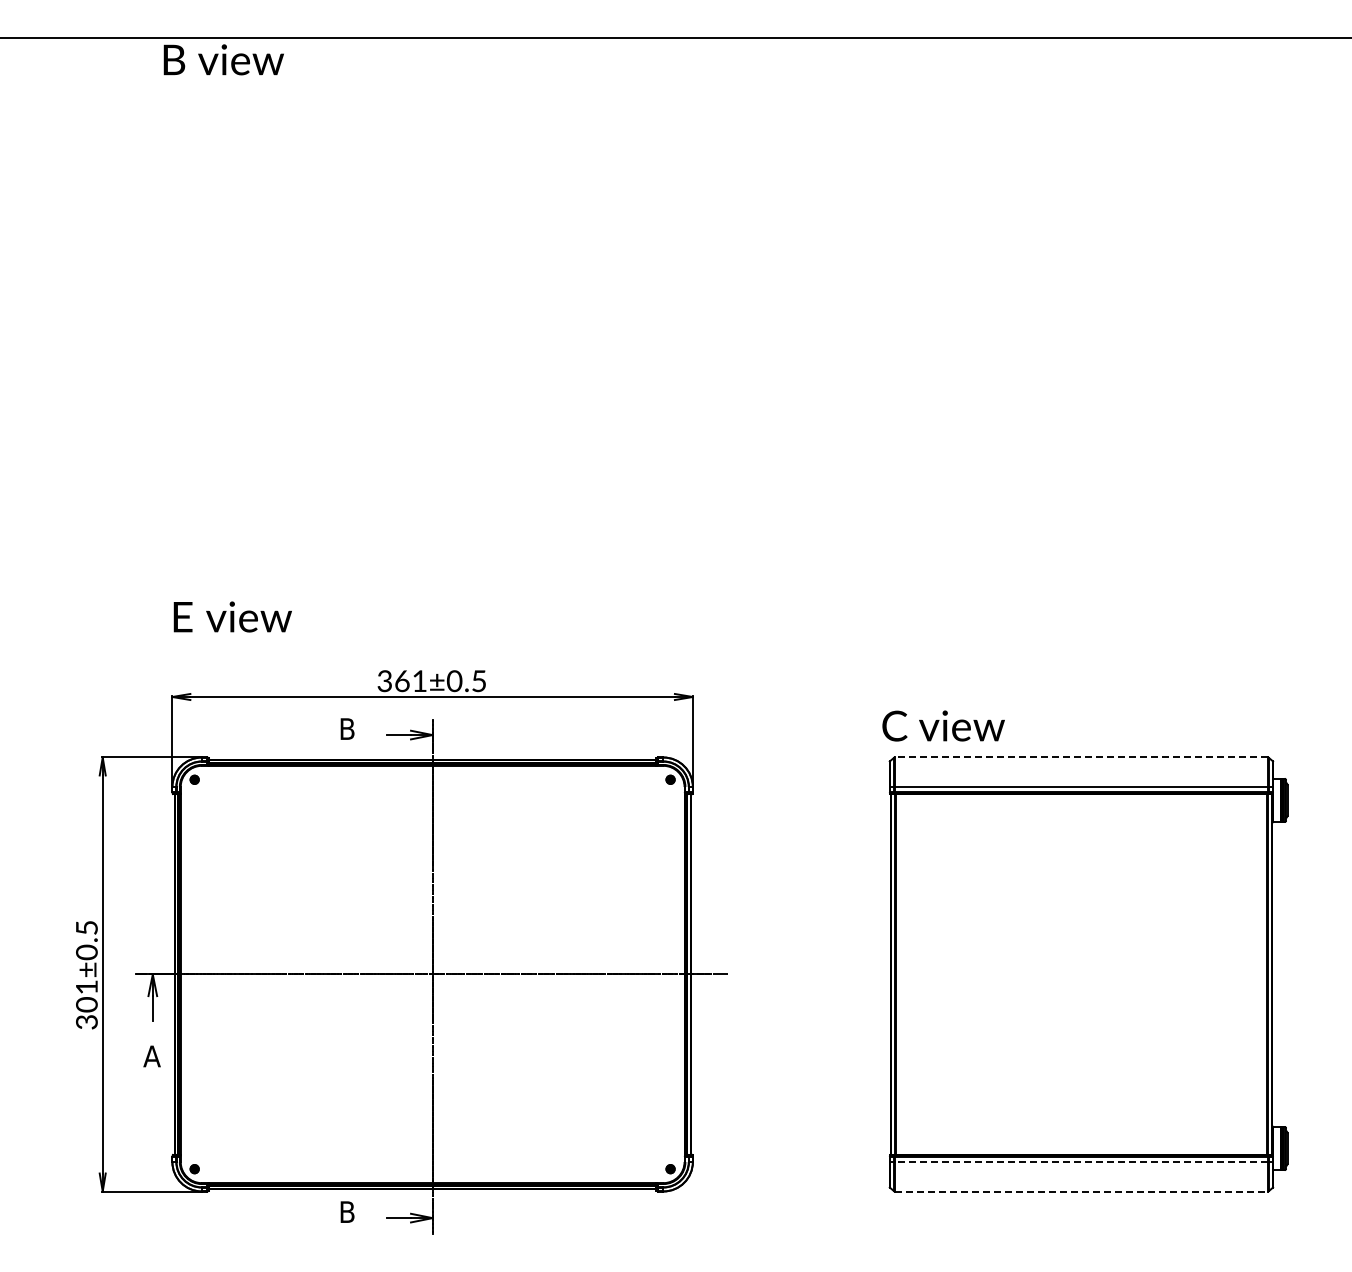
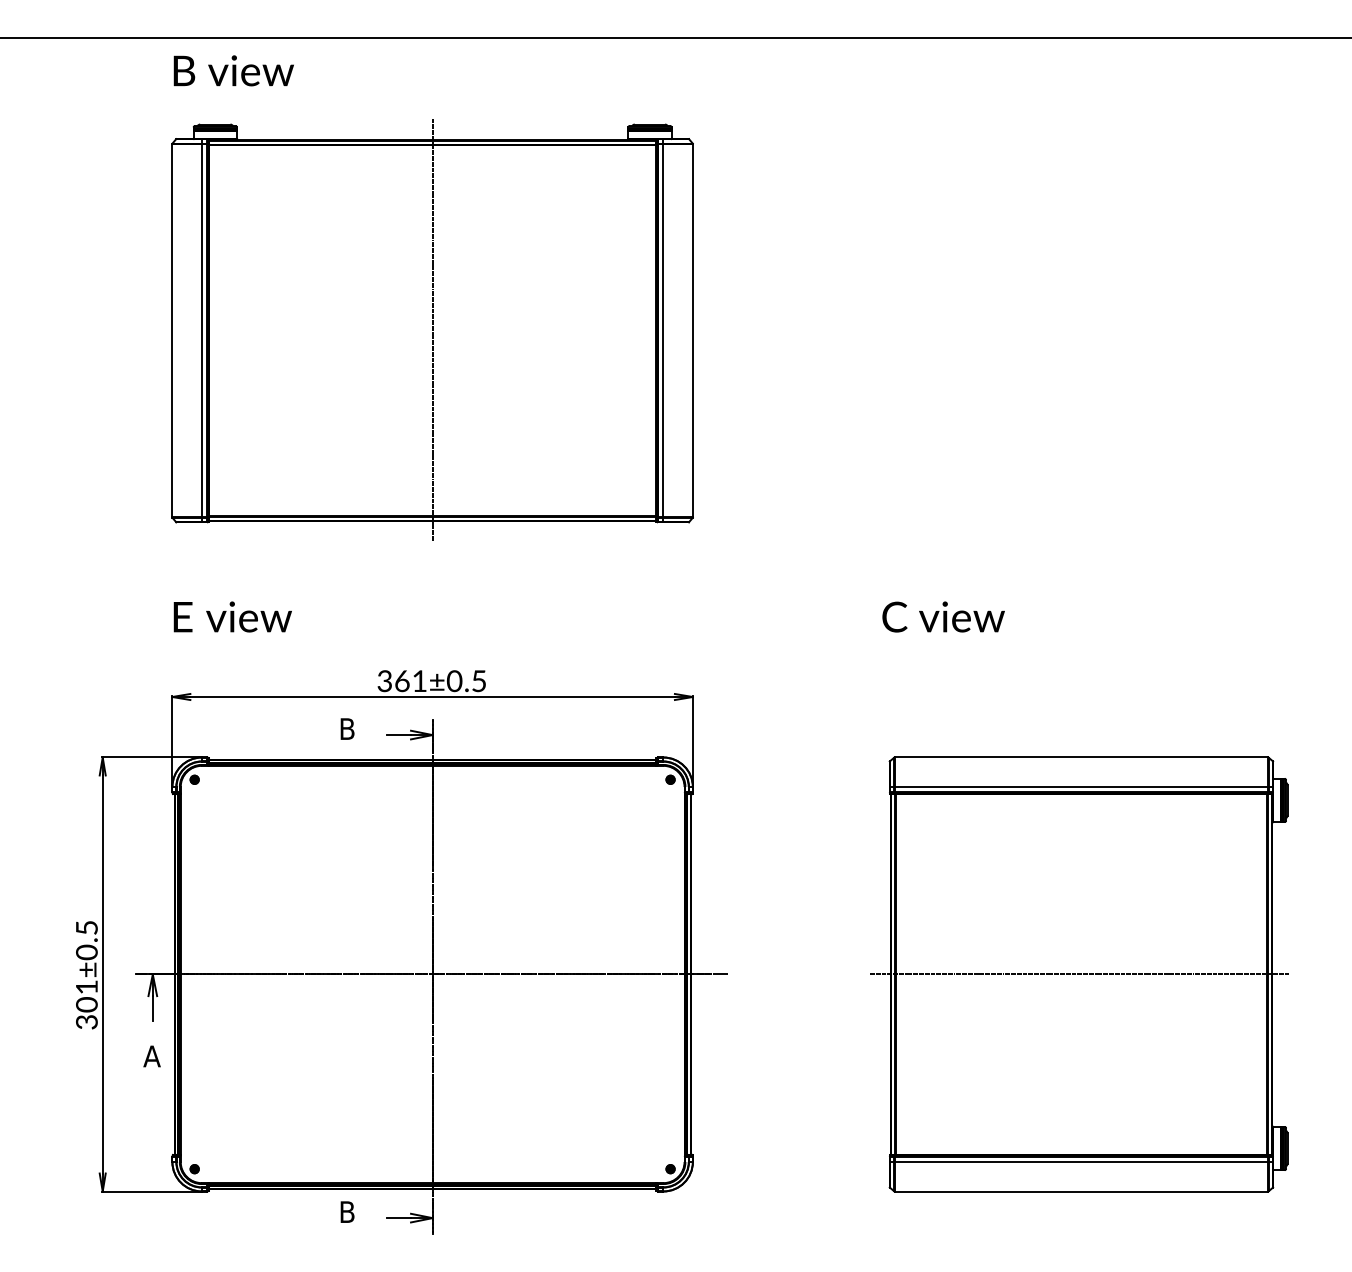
text position: (223, 59) -> (233, 70) (233, 70)
part: none -> present (432, 329)
text position: (943, 725) -> (943, 616) (943, 616)
line: dashed -> solid (1081, 757)
line: none -> present (1078, 974)
line: dashed -> solid (1081, 1161)
line: dashed -> solid (1081, 1191)
